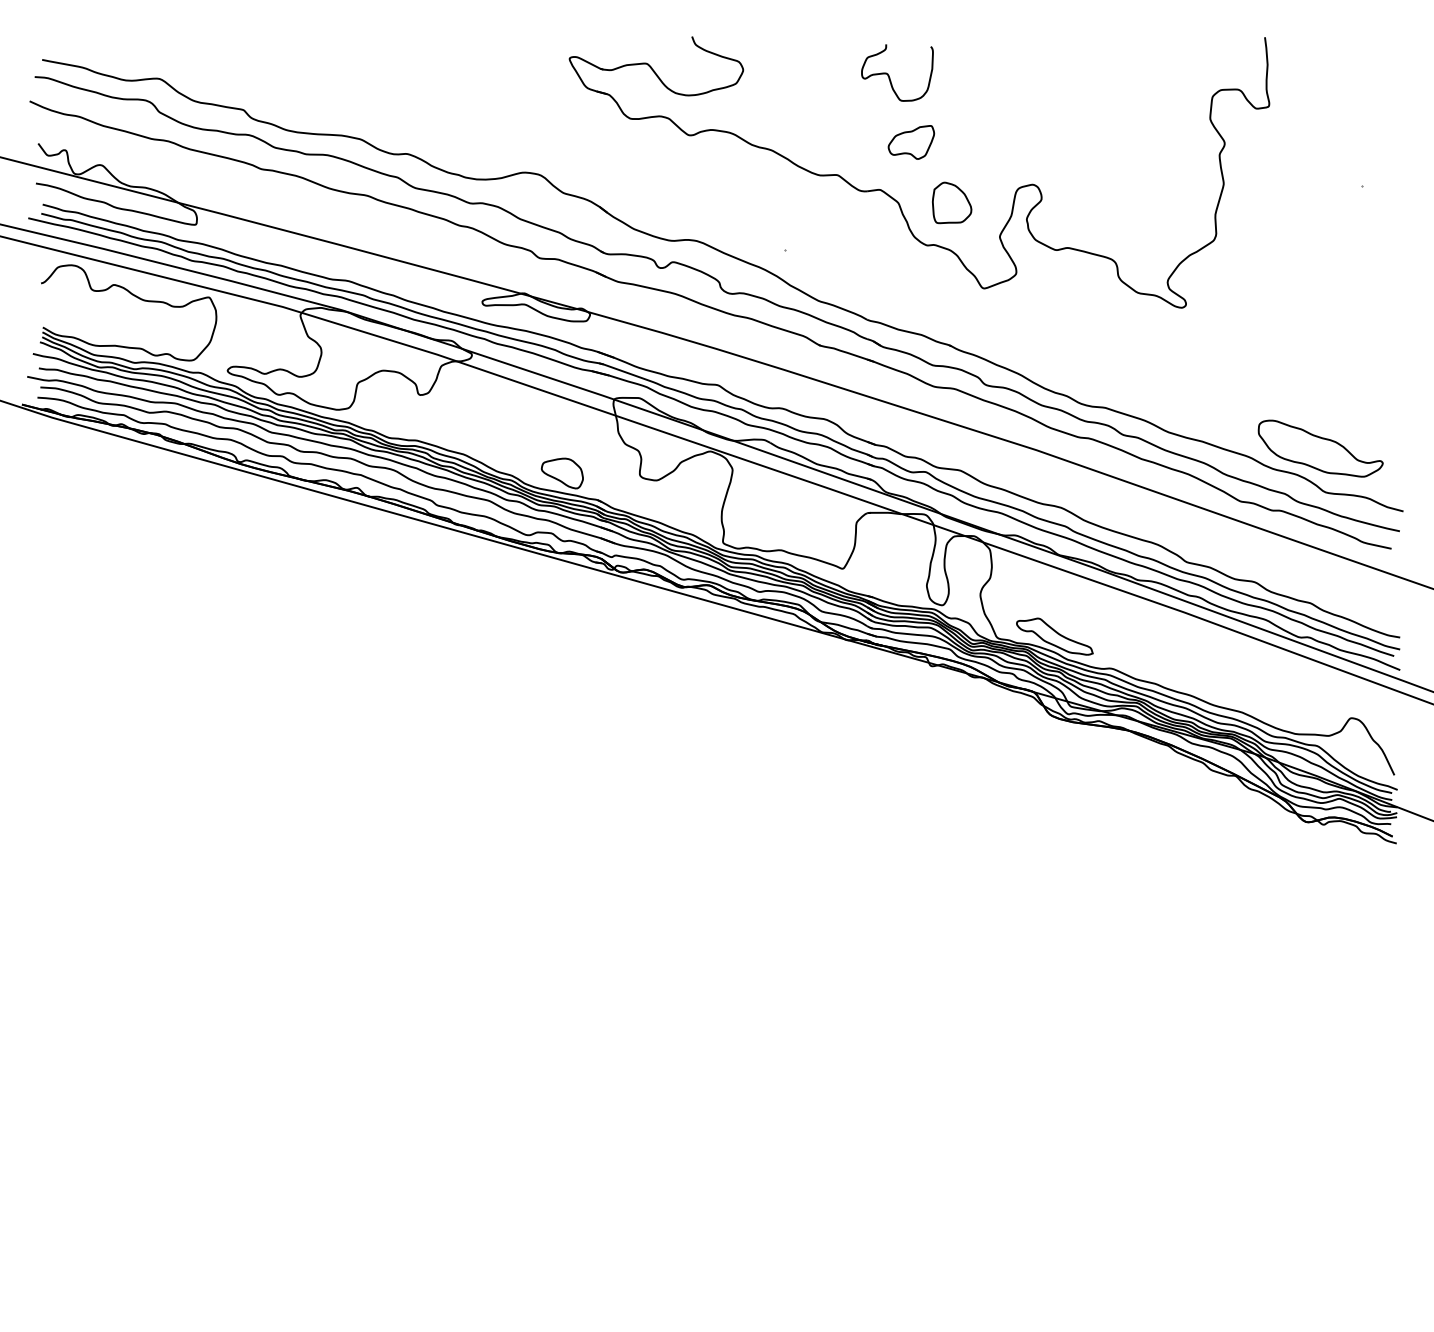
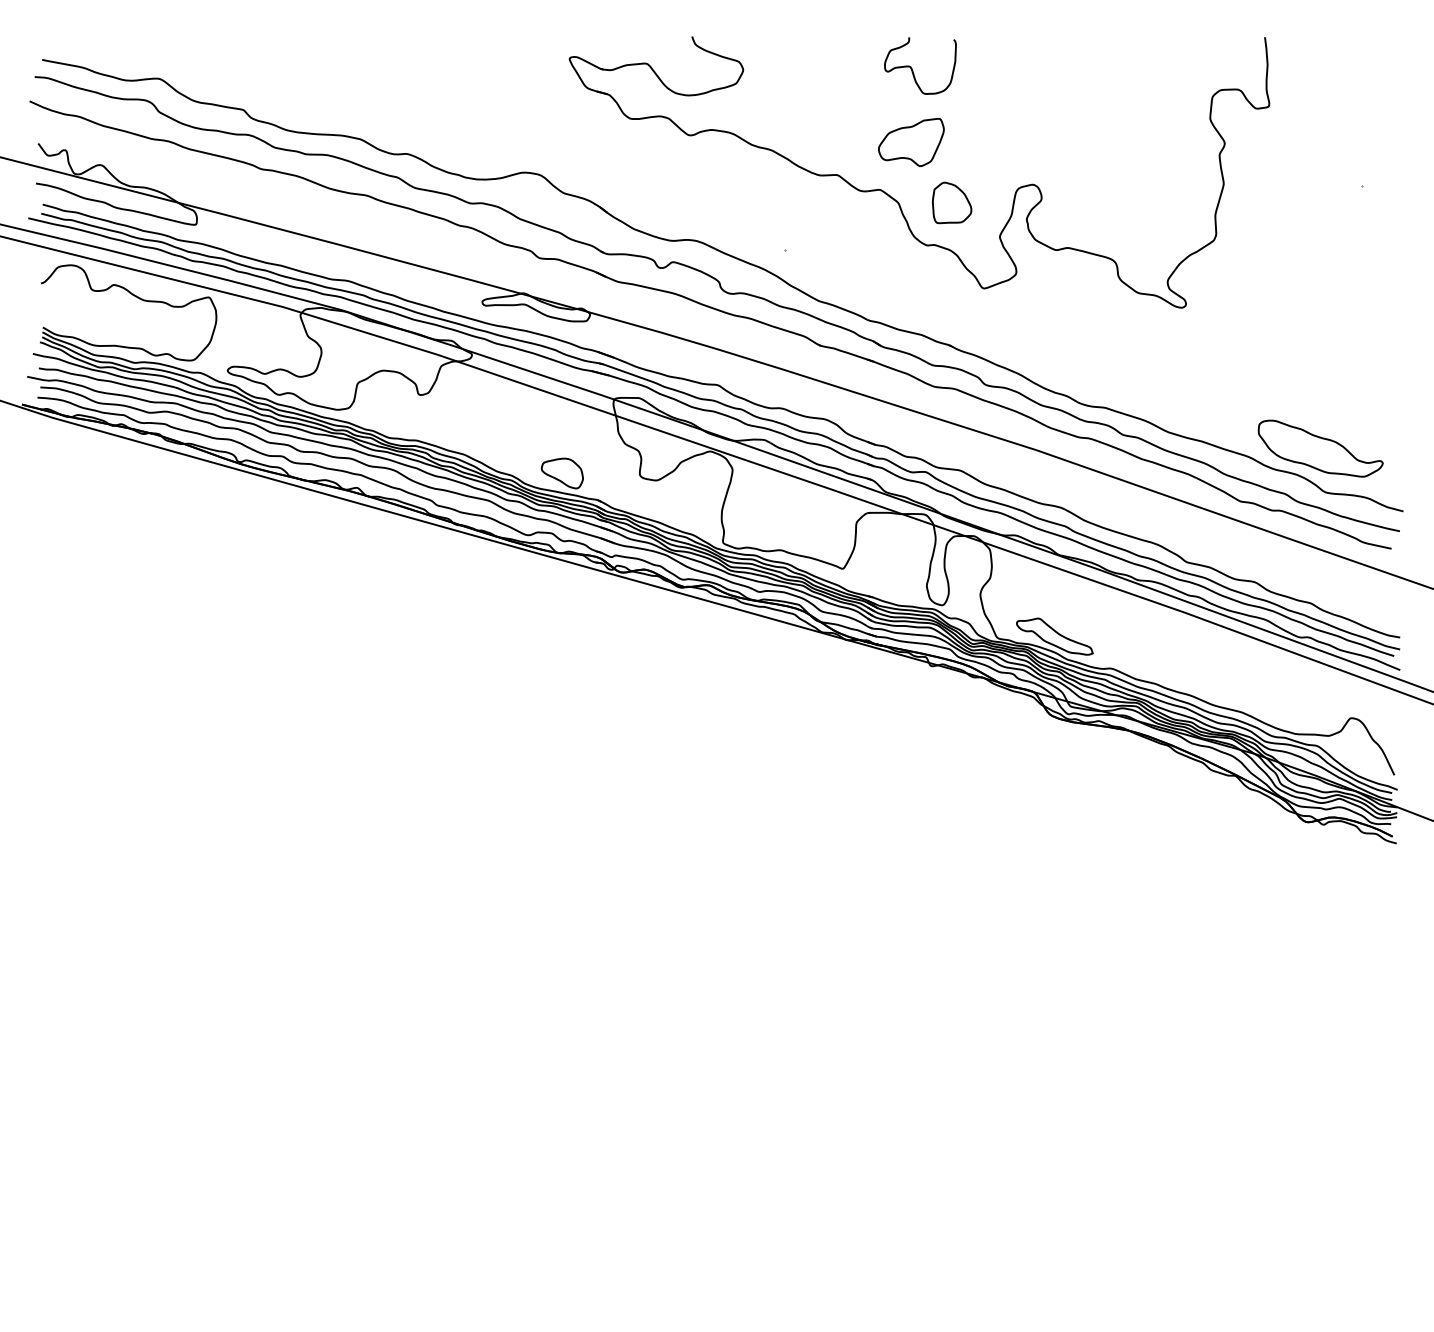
curve position: (889, 75) -> (912, 68) (912, 68)
part size: 49x35 px -> 67x51 px (911, 142)
